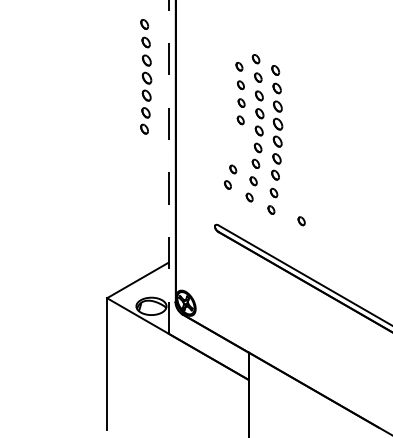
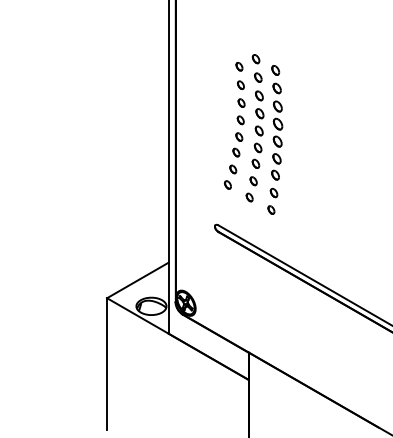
part: present -> none (146, 76)
part: none -> present (237, 144)
line: dashed -> solid (168, 167)
part: present -> none (301, 221)
